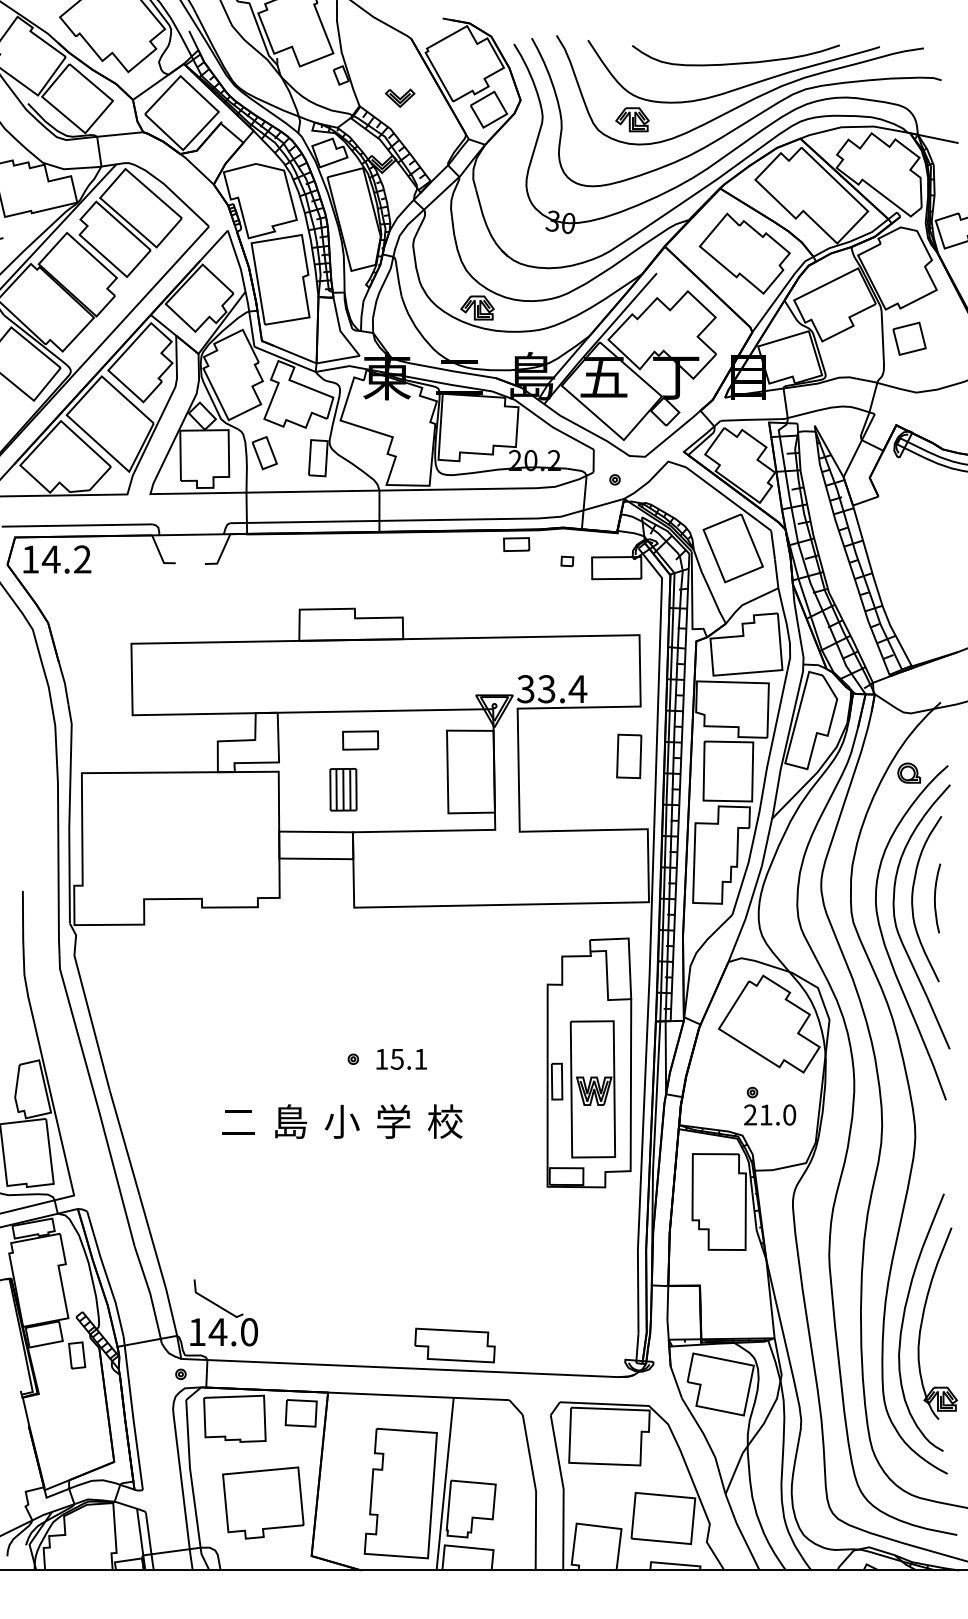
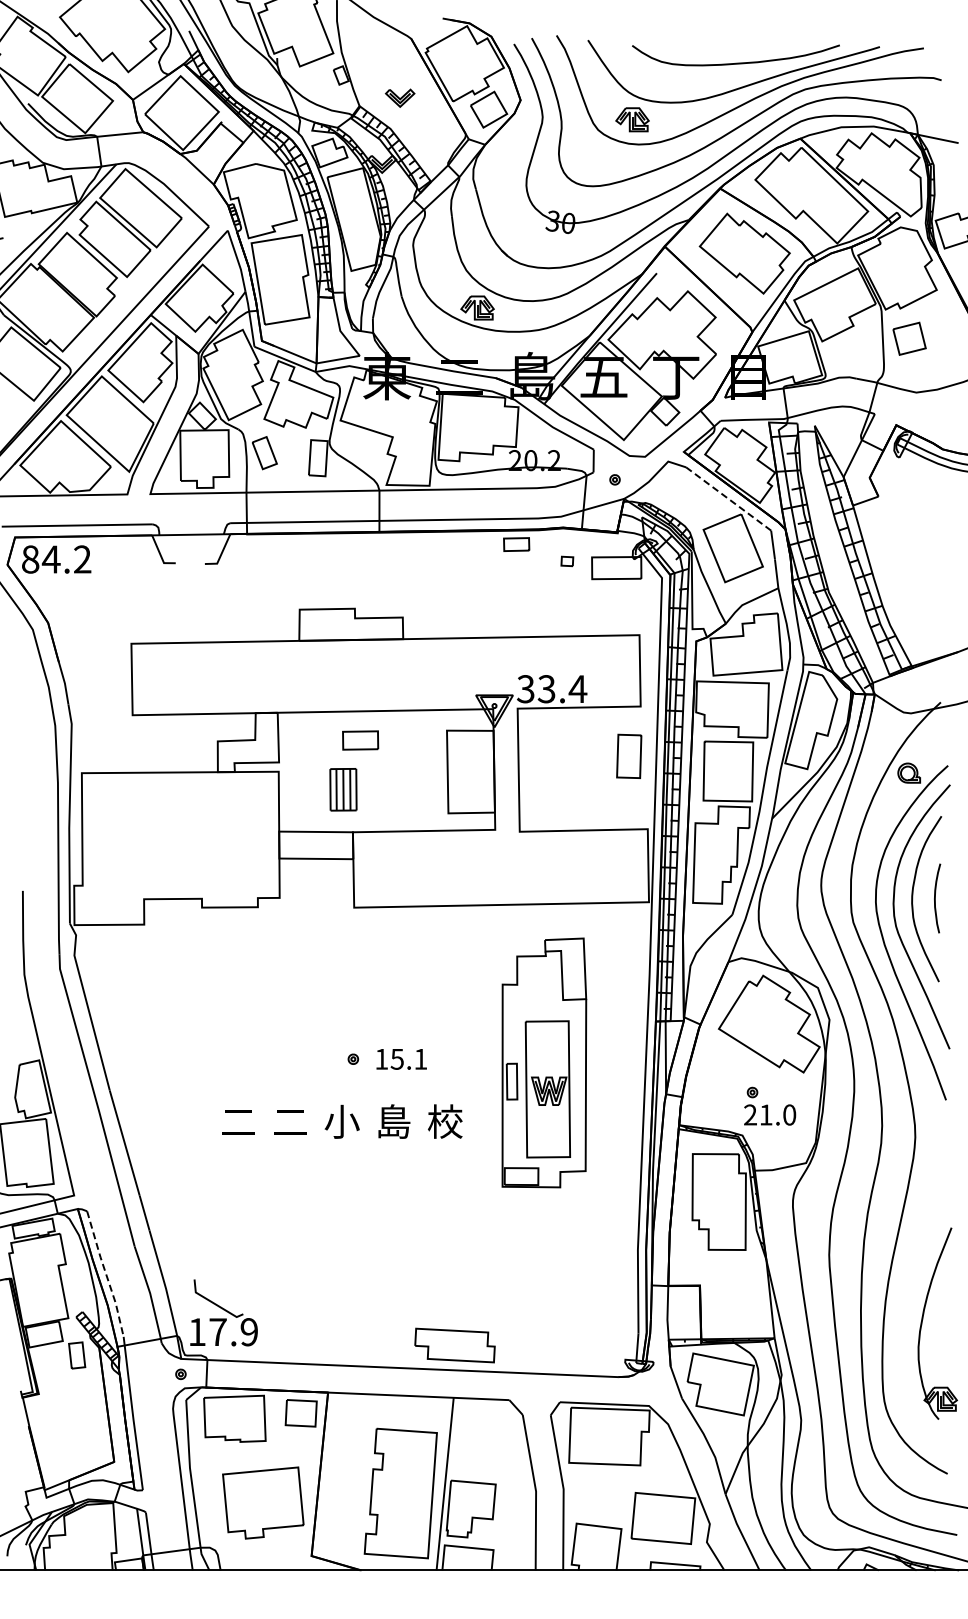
line: solid -> dashed (728, 499)
text: 14.2 -> 84.2 (30, 559)
part position: (589, 1062) -> (544, 1062) (544, 1062)
text: 島 -> 二 (290, 1121)
text: 学 -> 島 (393, 1121)
line: solid -> dashed (106, 1274)
curve: present -> none (904, 1318)
text: 14.0 -> 17.9 (232, 1332)
